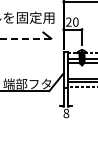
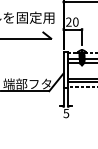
line: dashed -> solid (25, 38)
text: 8 -> 5 (66, 112)
